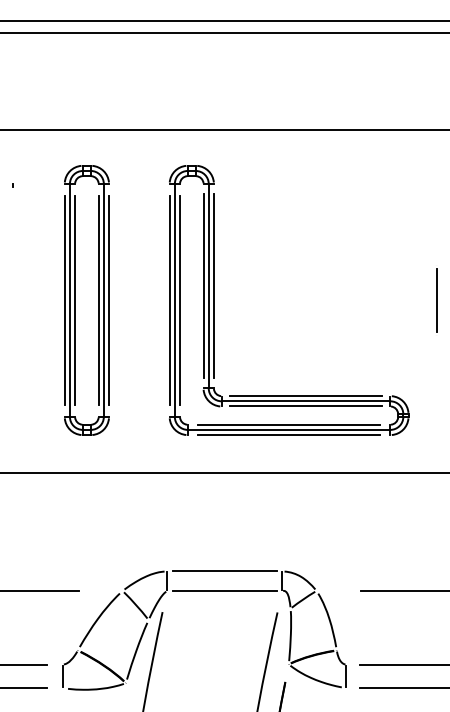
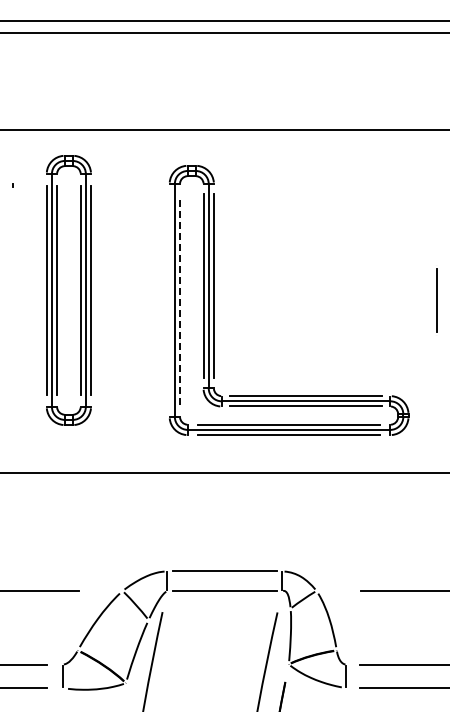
part position: (86, 300) -> (68, 290) (68, 290)
line: present -> none (169, 300)
line: solid -> dashed (180, 300)
